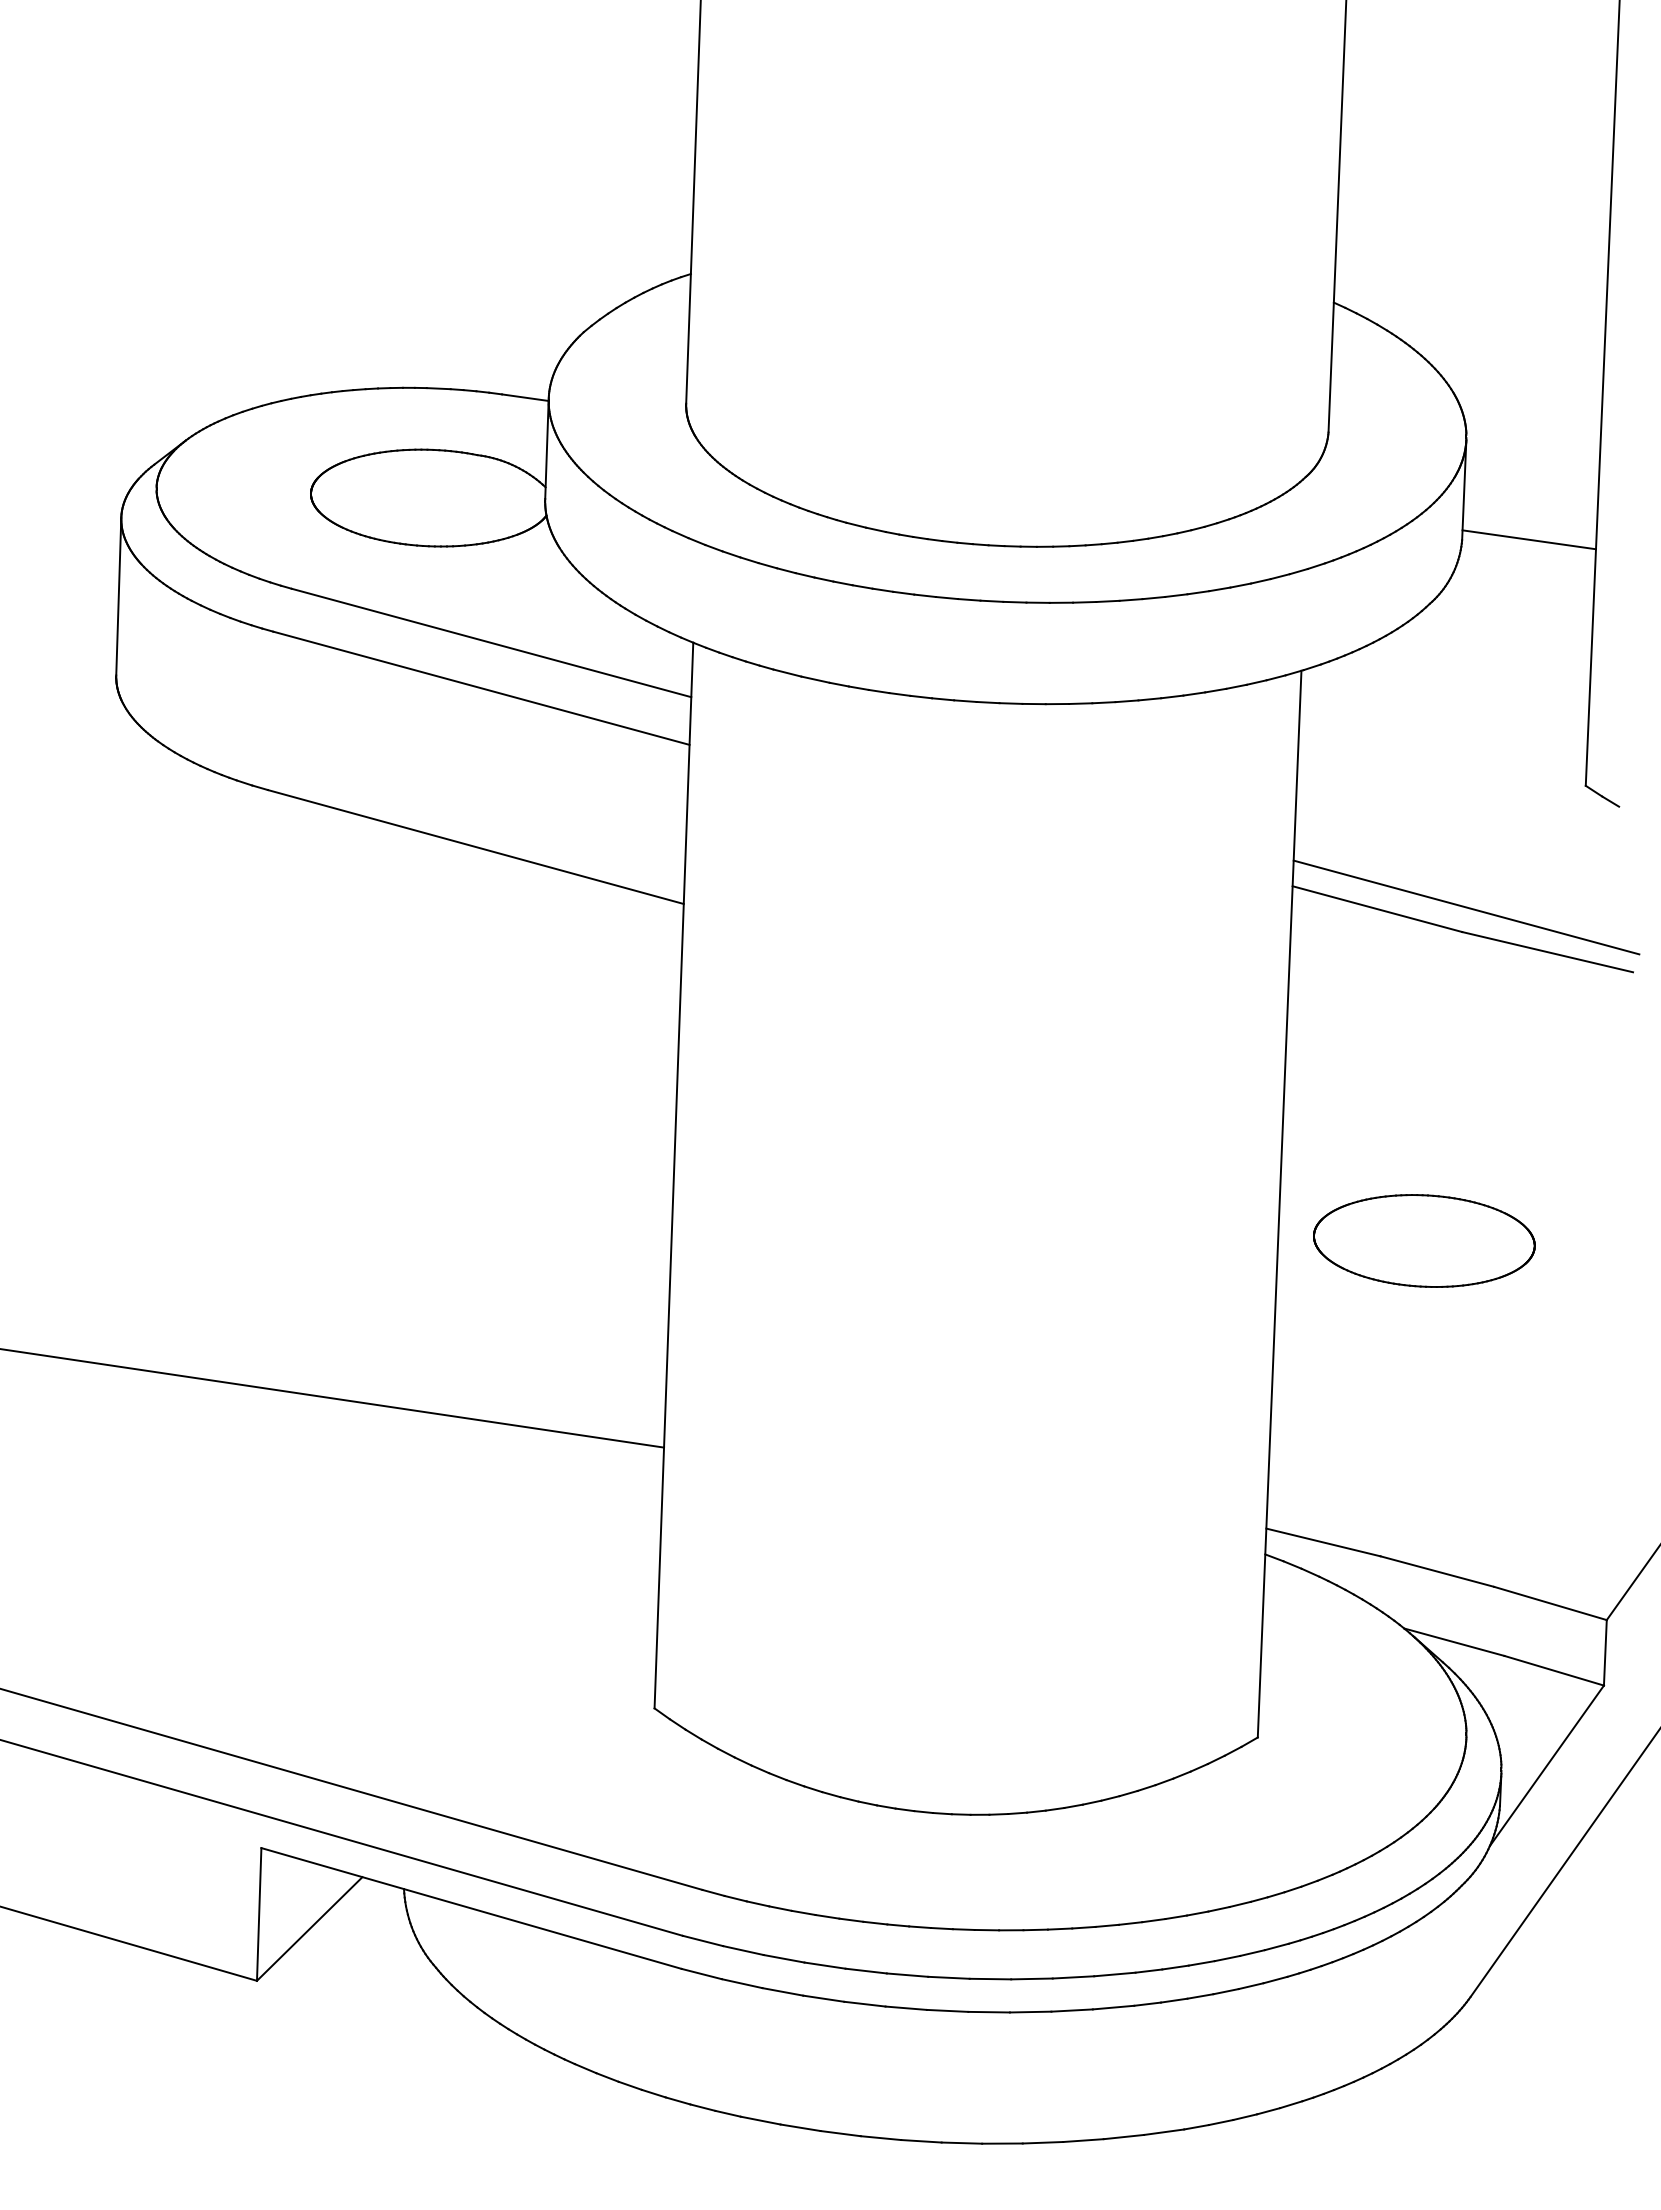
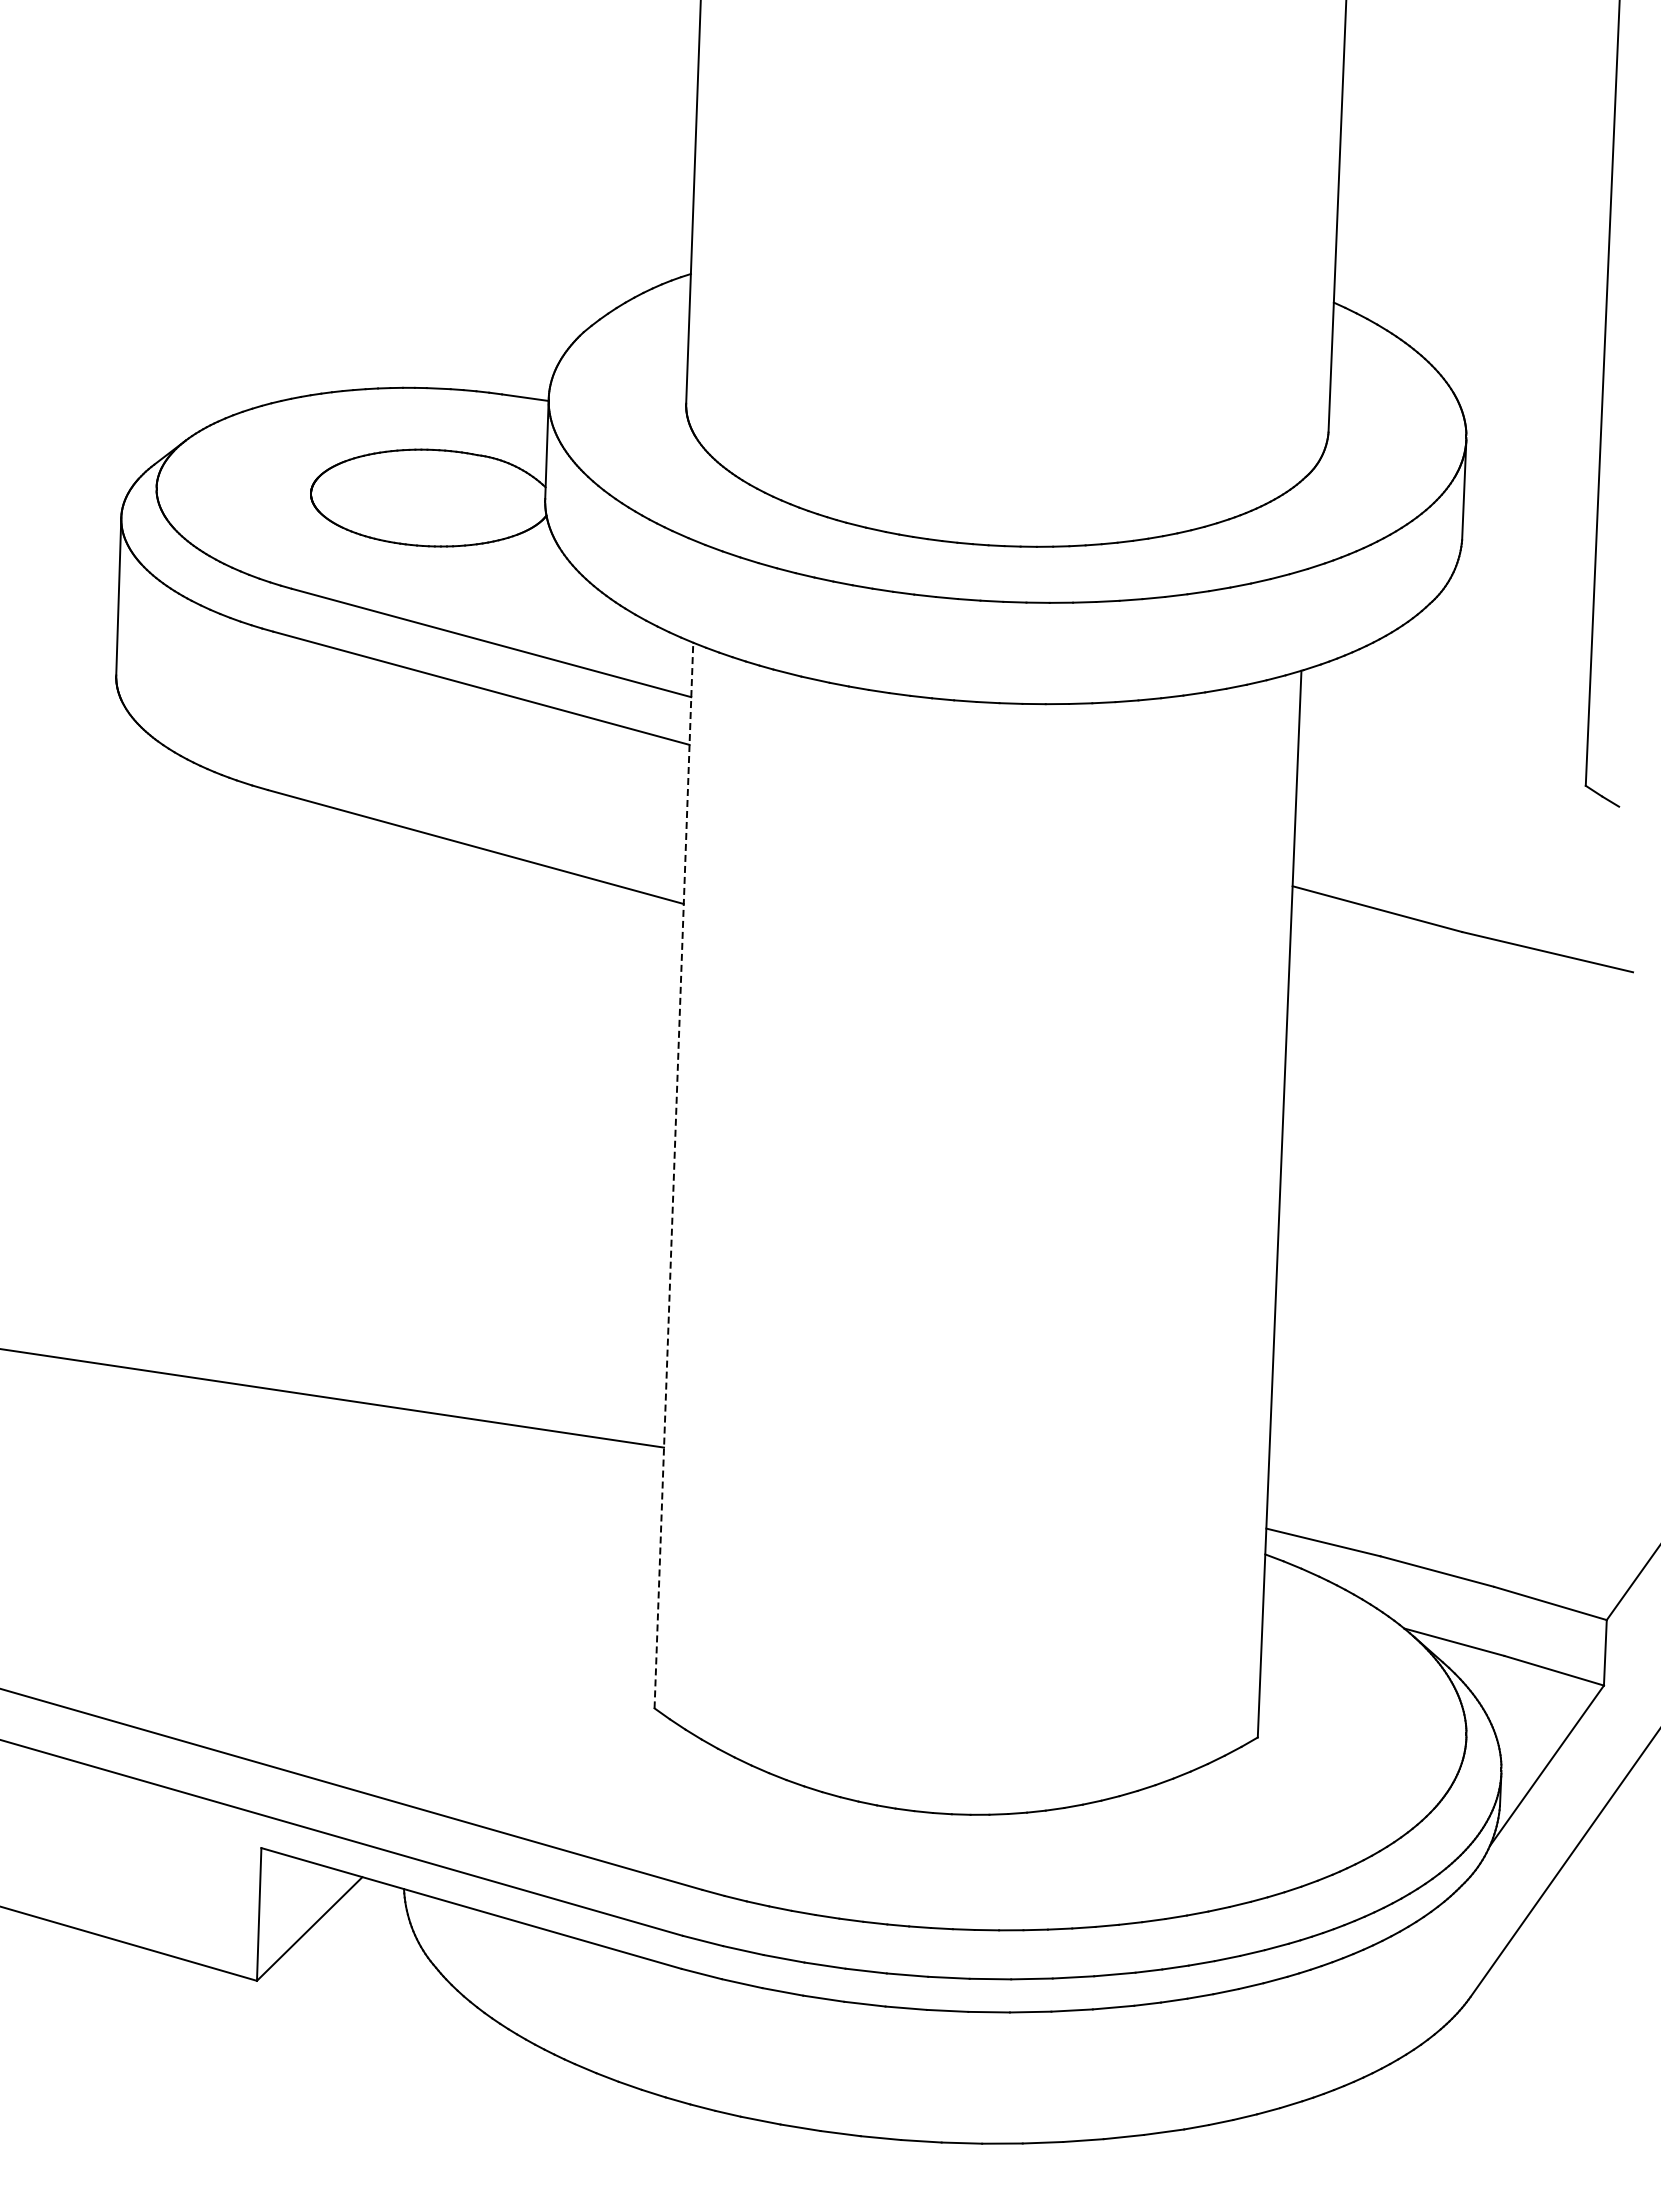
line: present -> none (1528, 539)
line: present -> none (1466, 907)
line: solid -> dashed (673, 1175)
part: present -> none (1424, 1240)
